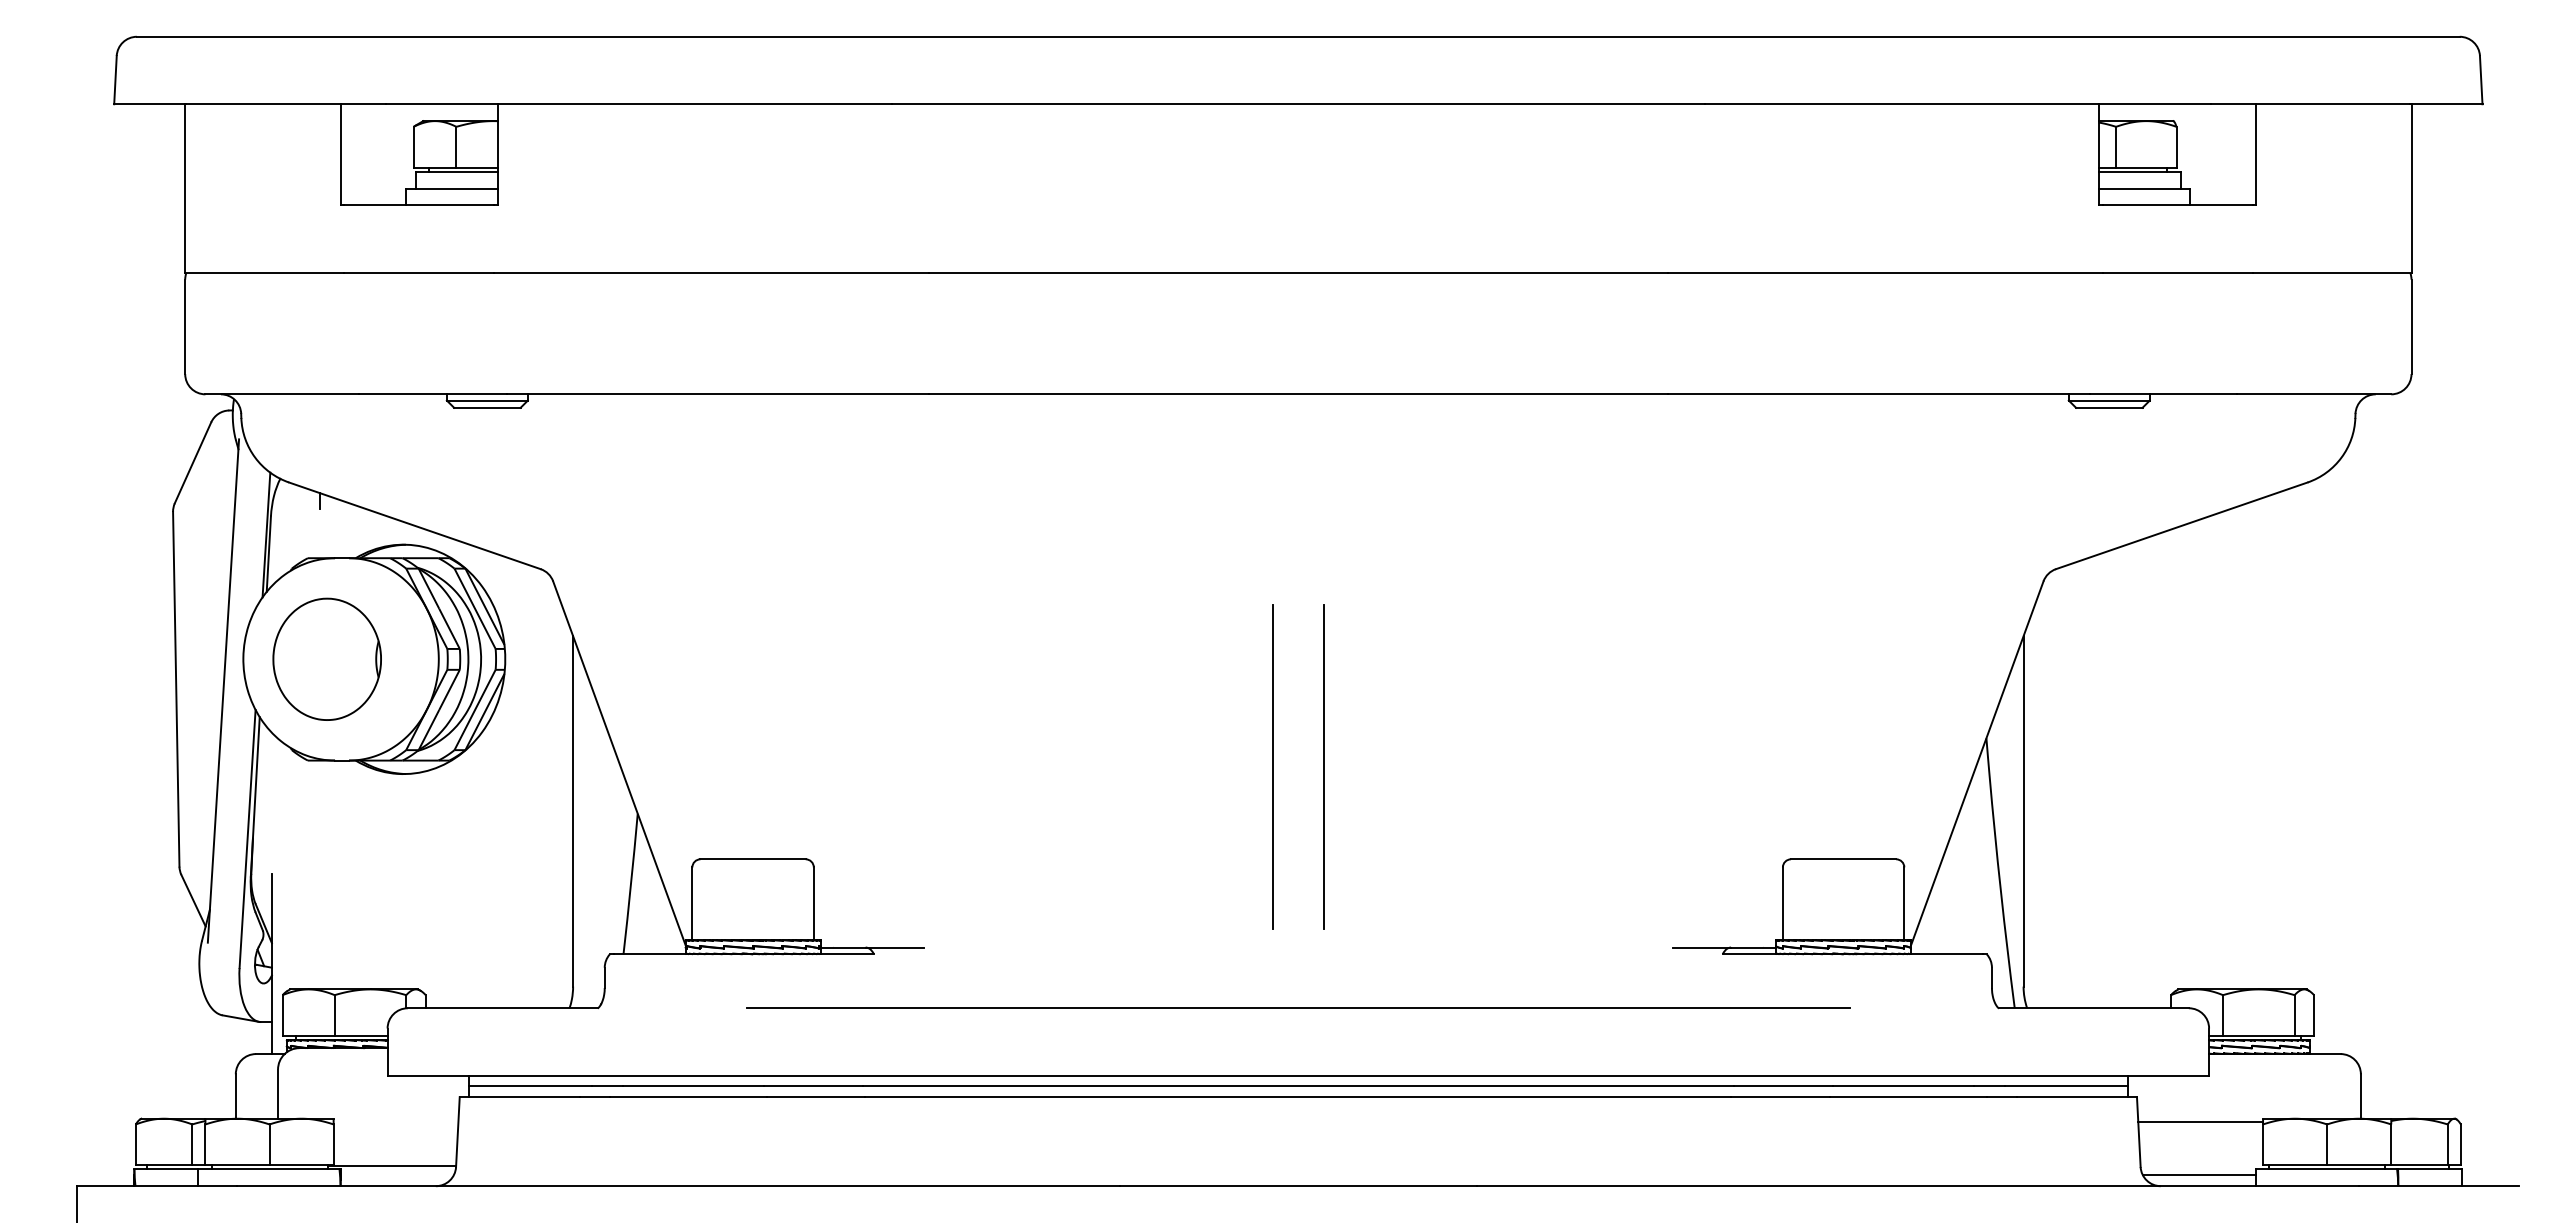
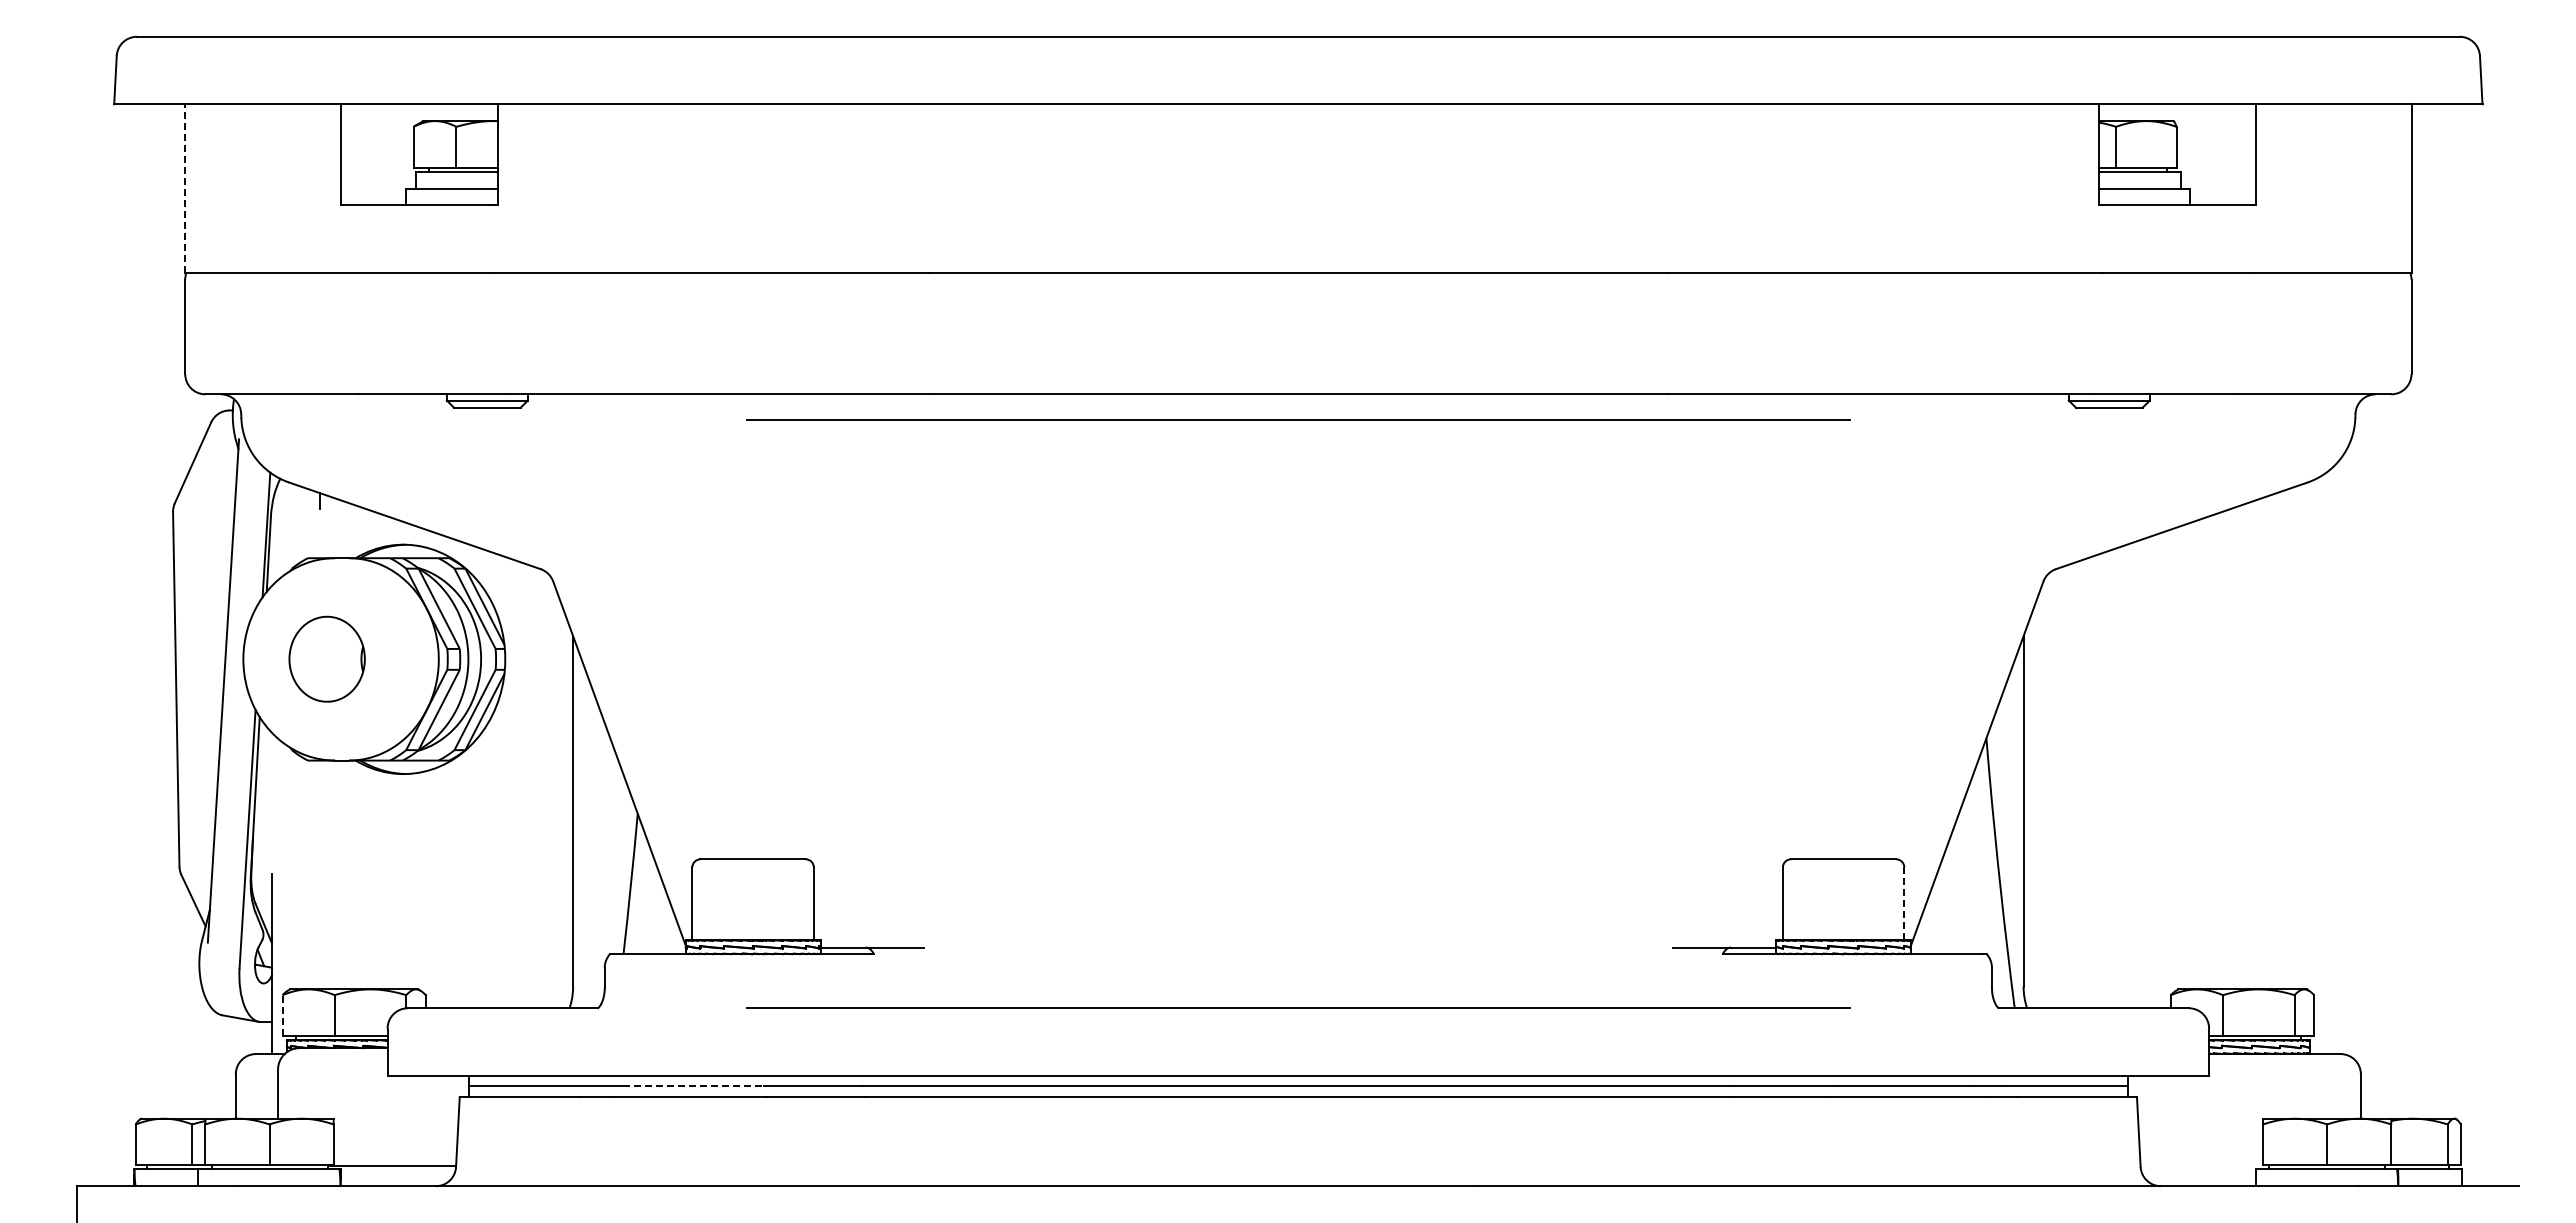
line: solid -> dashed (185, 188)
line: none -> present (1298, 419)
part size: 110x124 px -> 78x88 px (326, 658)
line: present -> none (1272, 766)
line: present -> none (1323, 766)
line: solid -> dashed (1904, 904)
line: solid -> dashed (282, 1015)
line: solid -> dashed (693, 1086)
line: present -> none (2200, 1121)
line: present -> none (2198, 1175)
